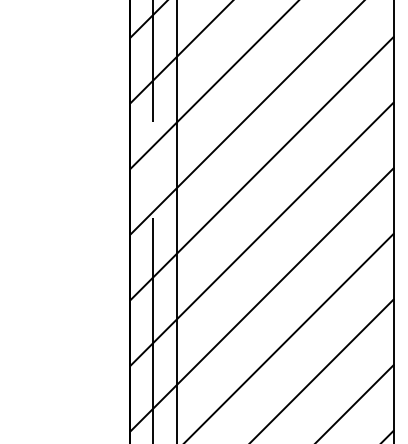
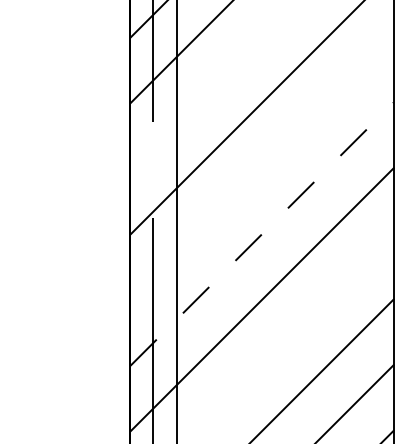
line: present -> none (213, 85)
line: present -> none (261, 168)
line: solid -> dashed (262, 233)
line: present -> none (290, 336)
